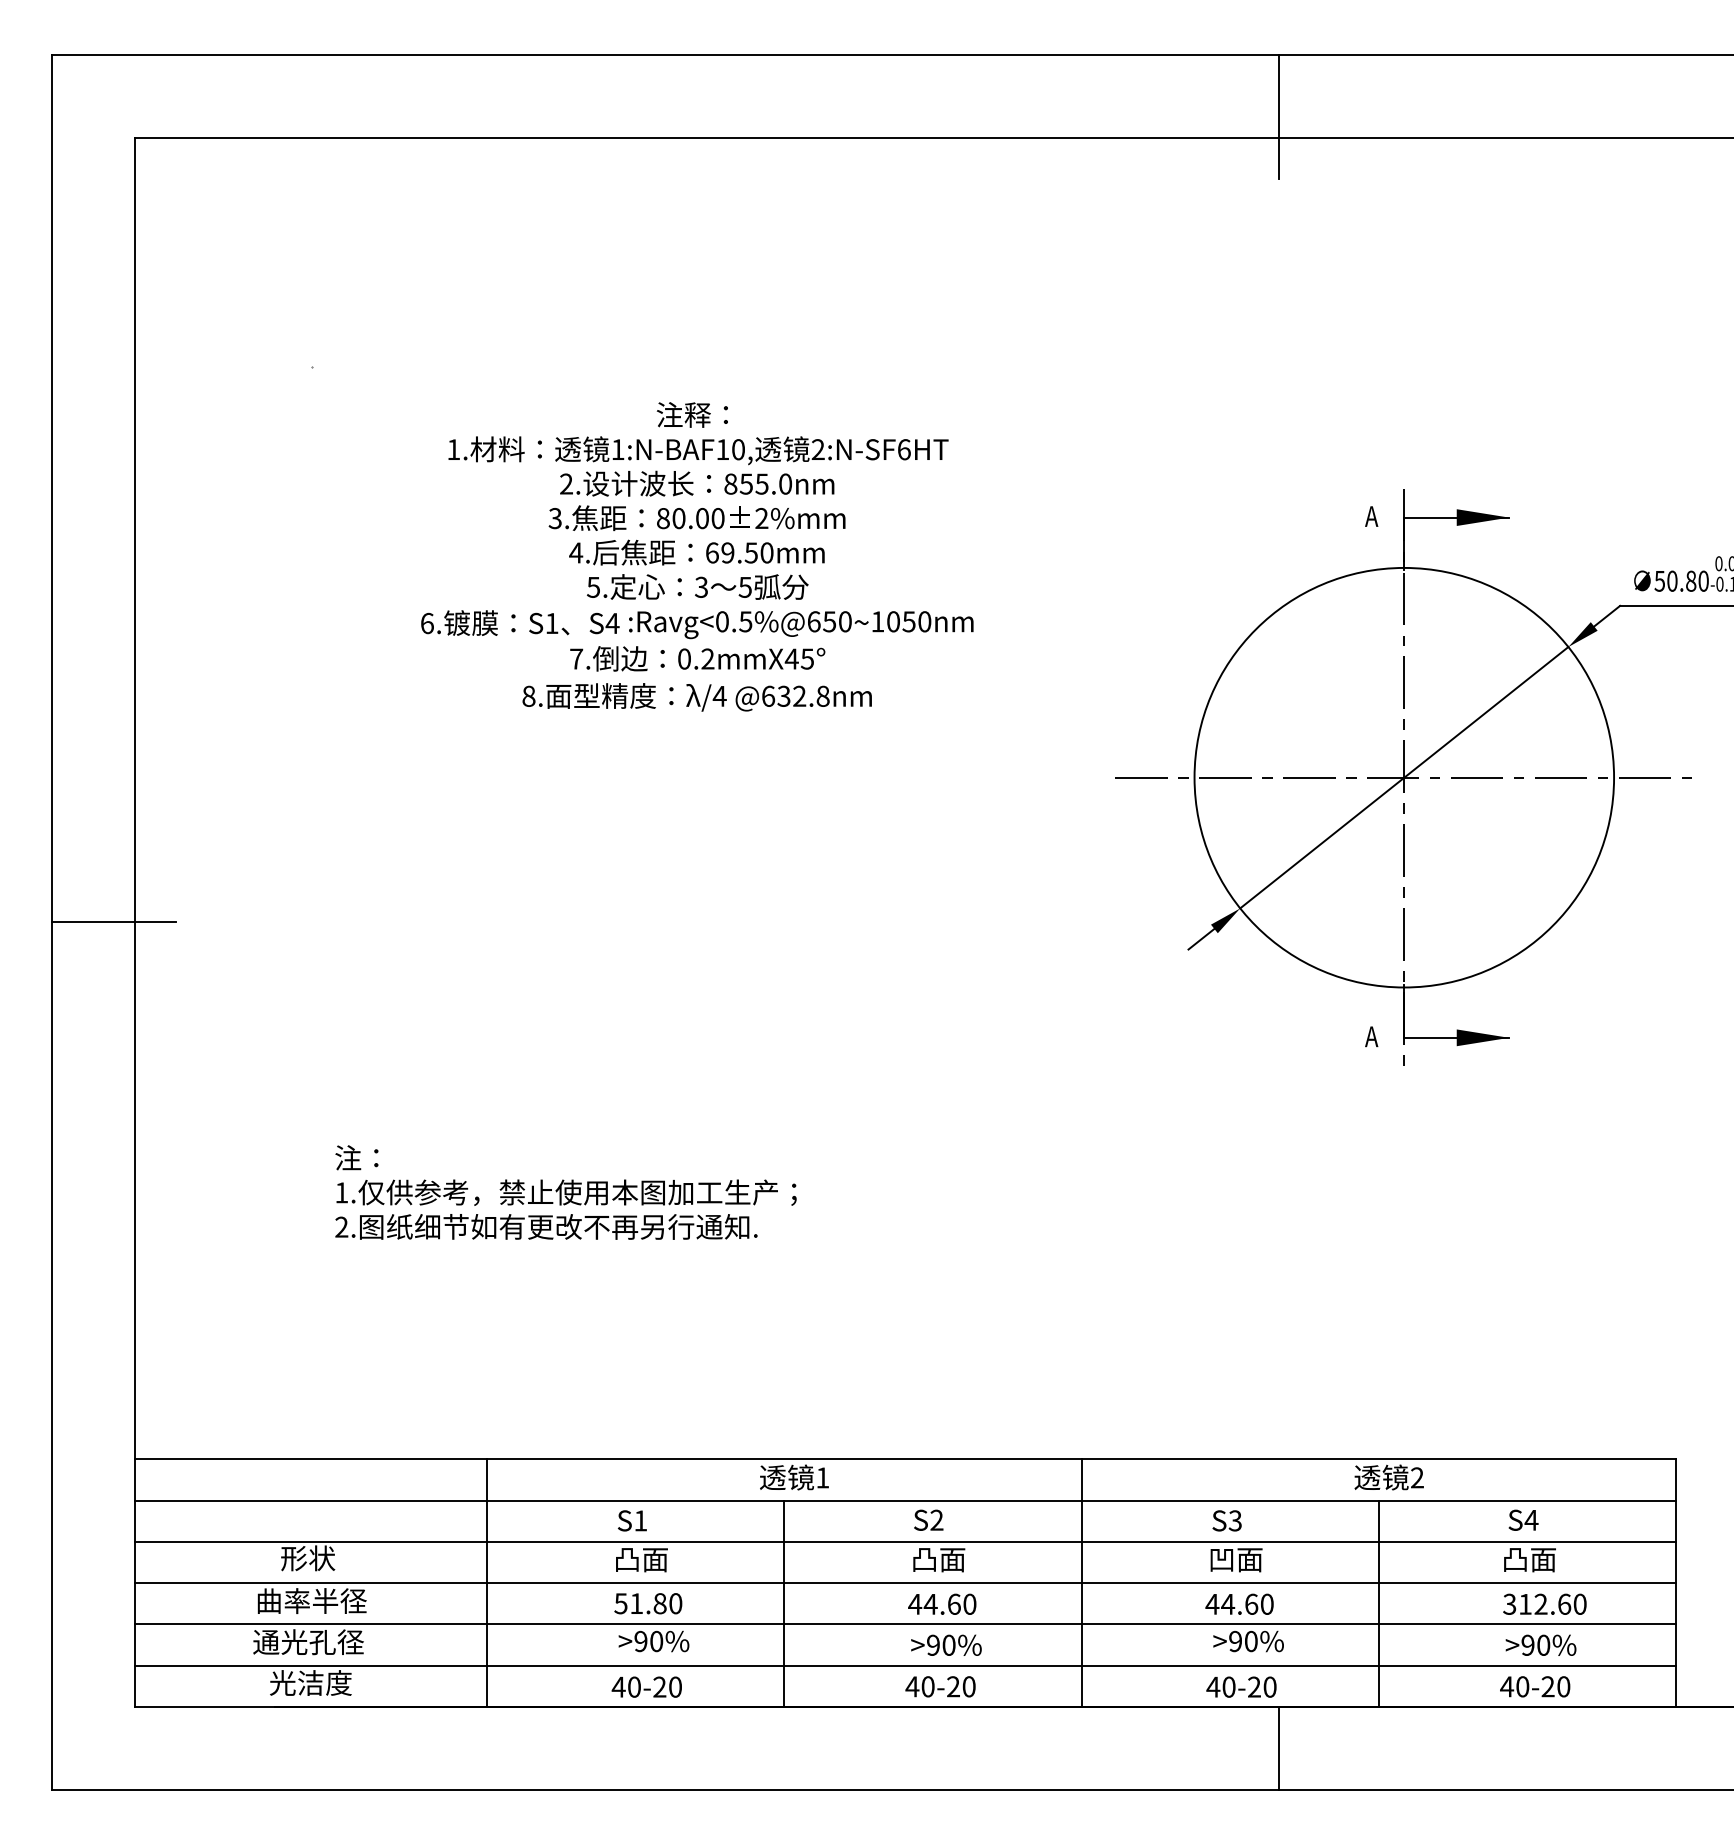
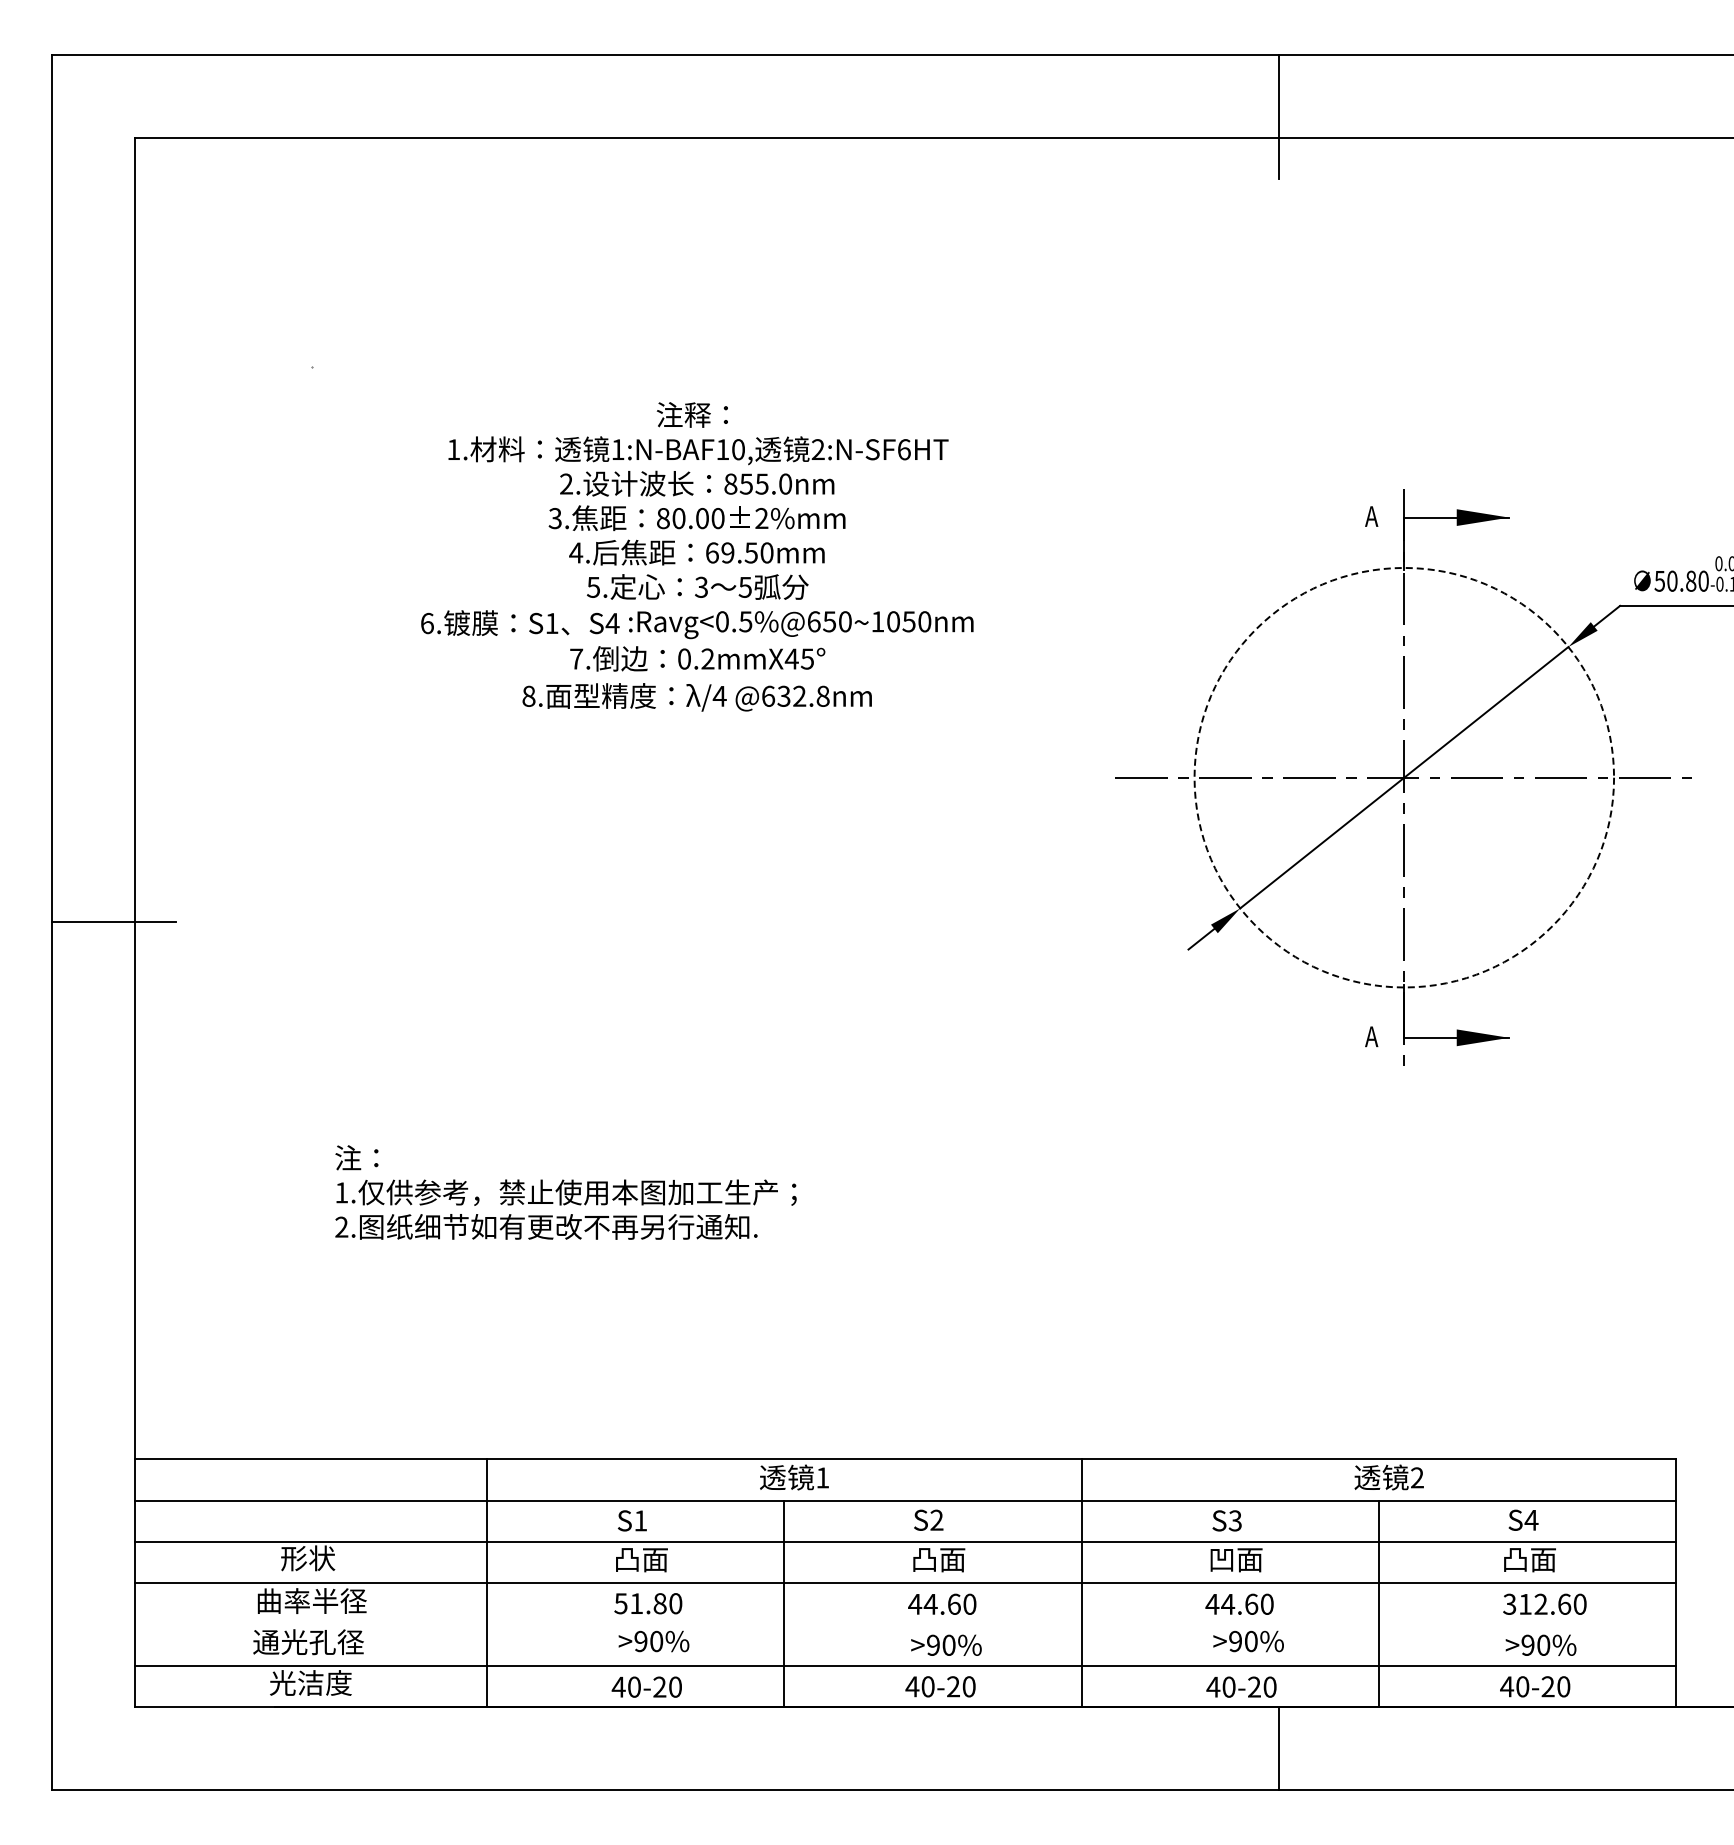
circle: solid -> dashed (1404, 777)
line: present -> none (905, 1624)
